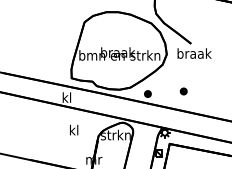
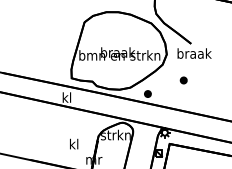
part position: (183, 91) -> (183, 80) (183, 80)
text position: (74, 129) -> (74, 143) (74, 143)
